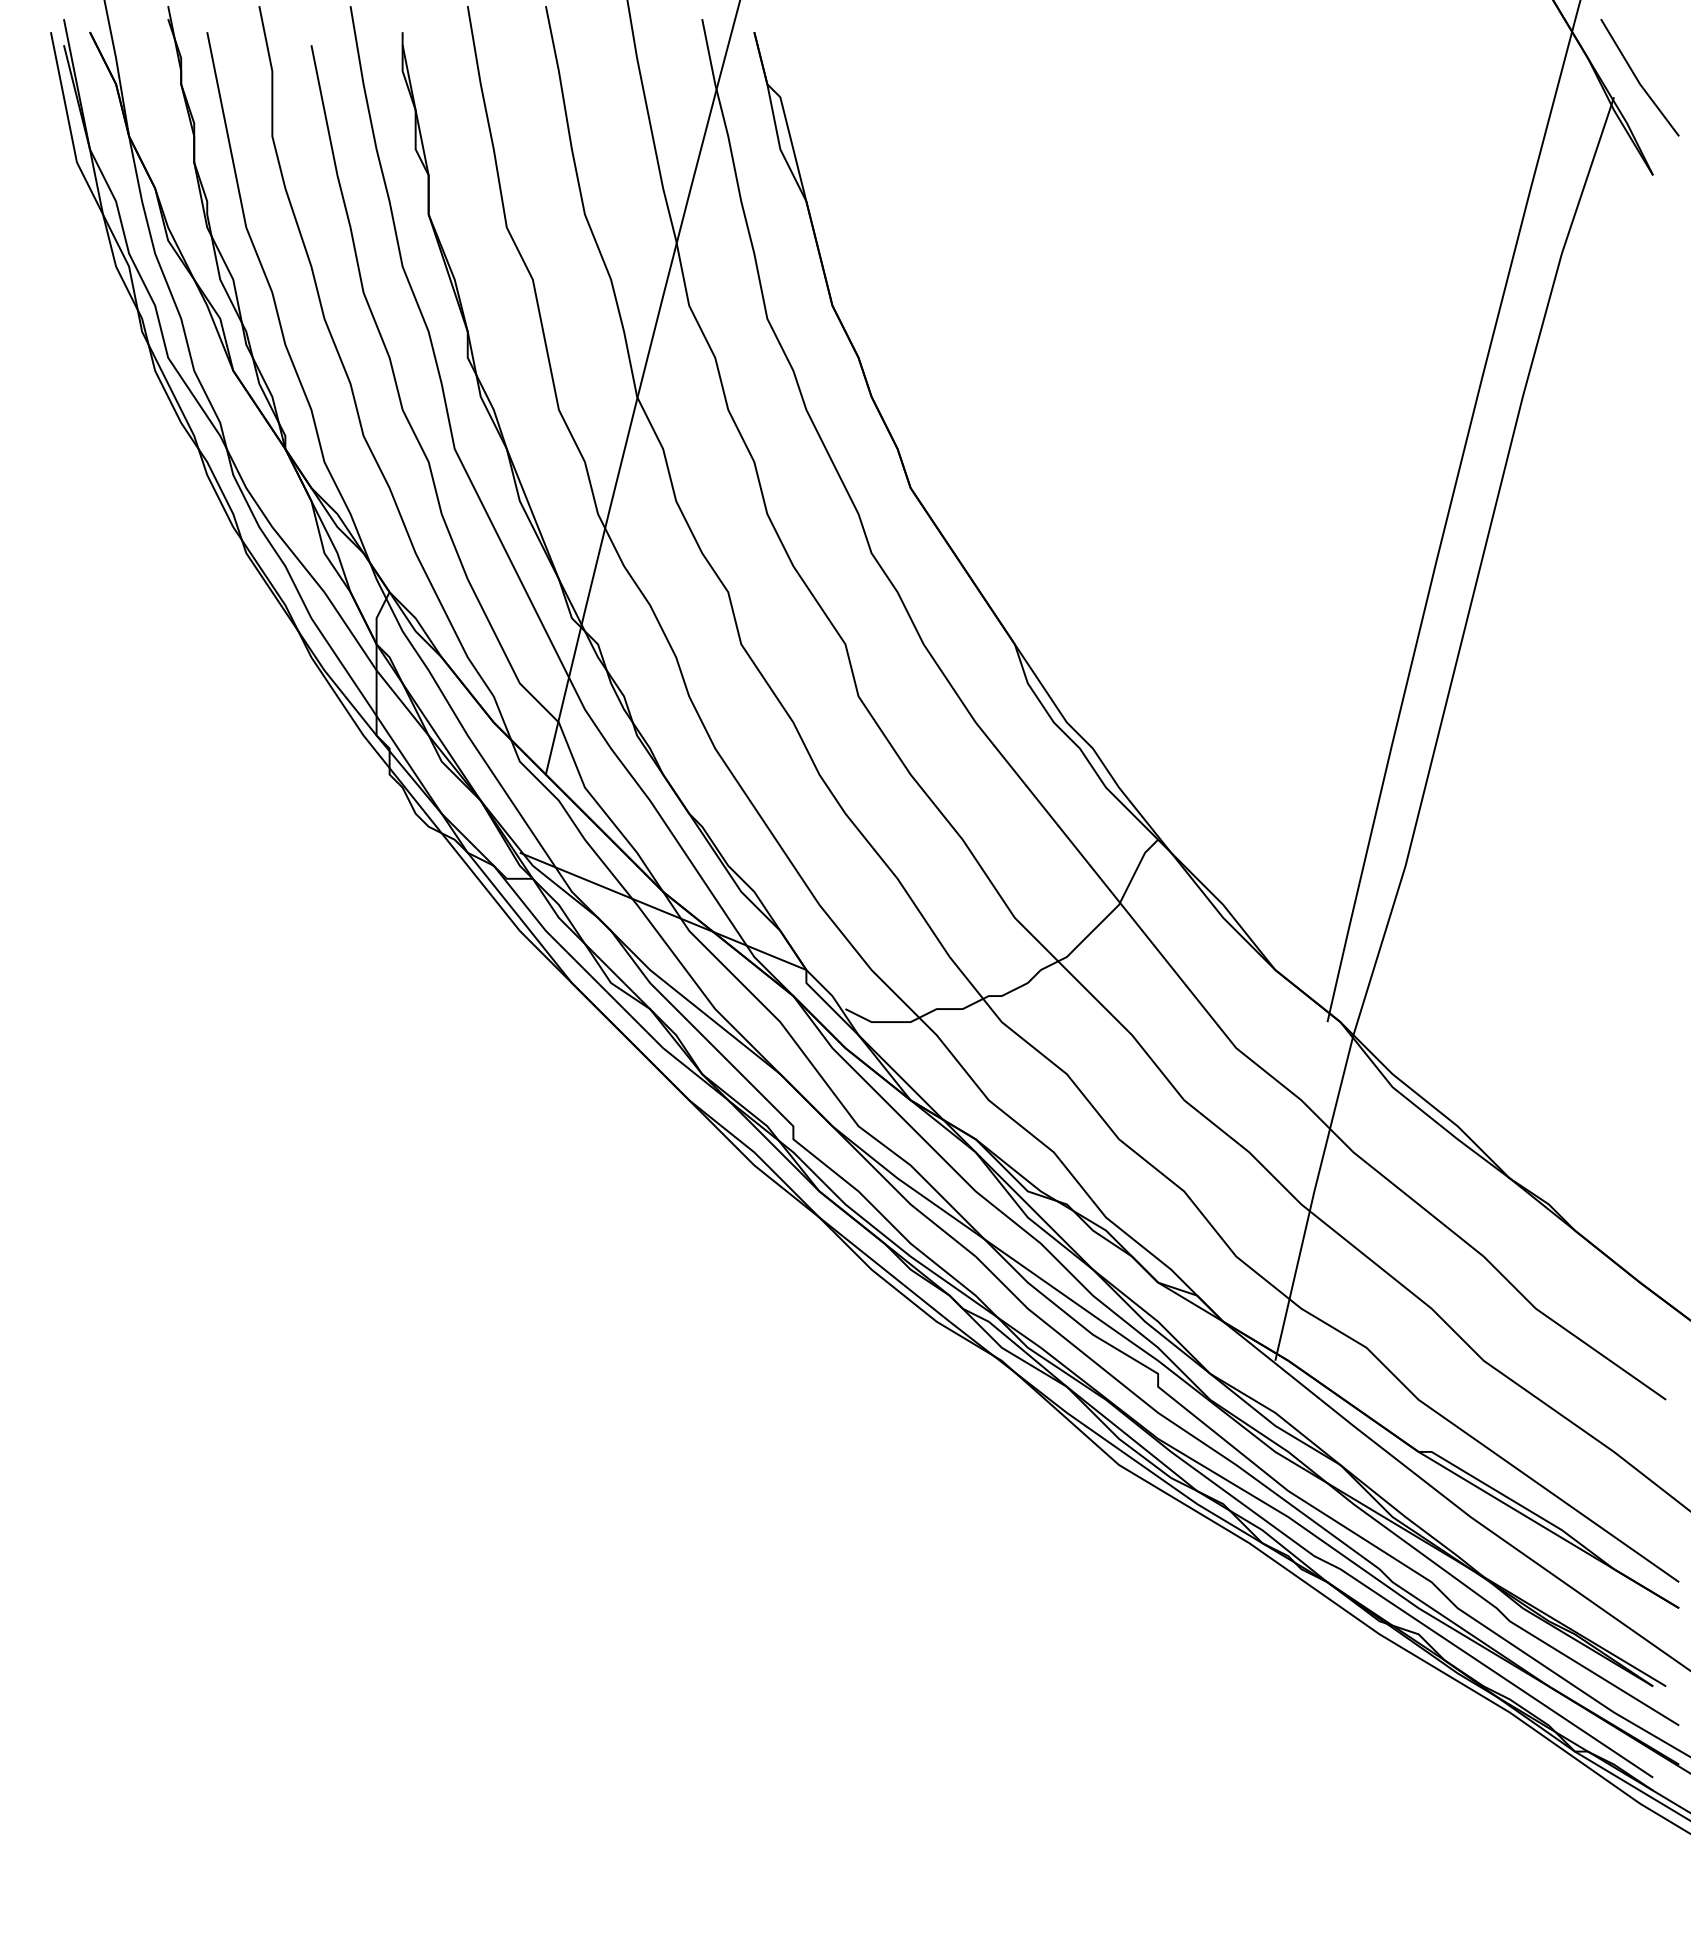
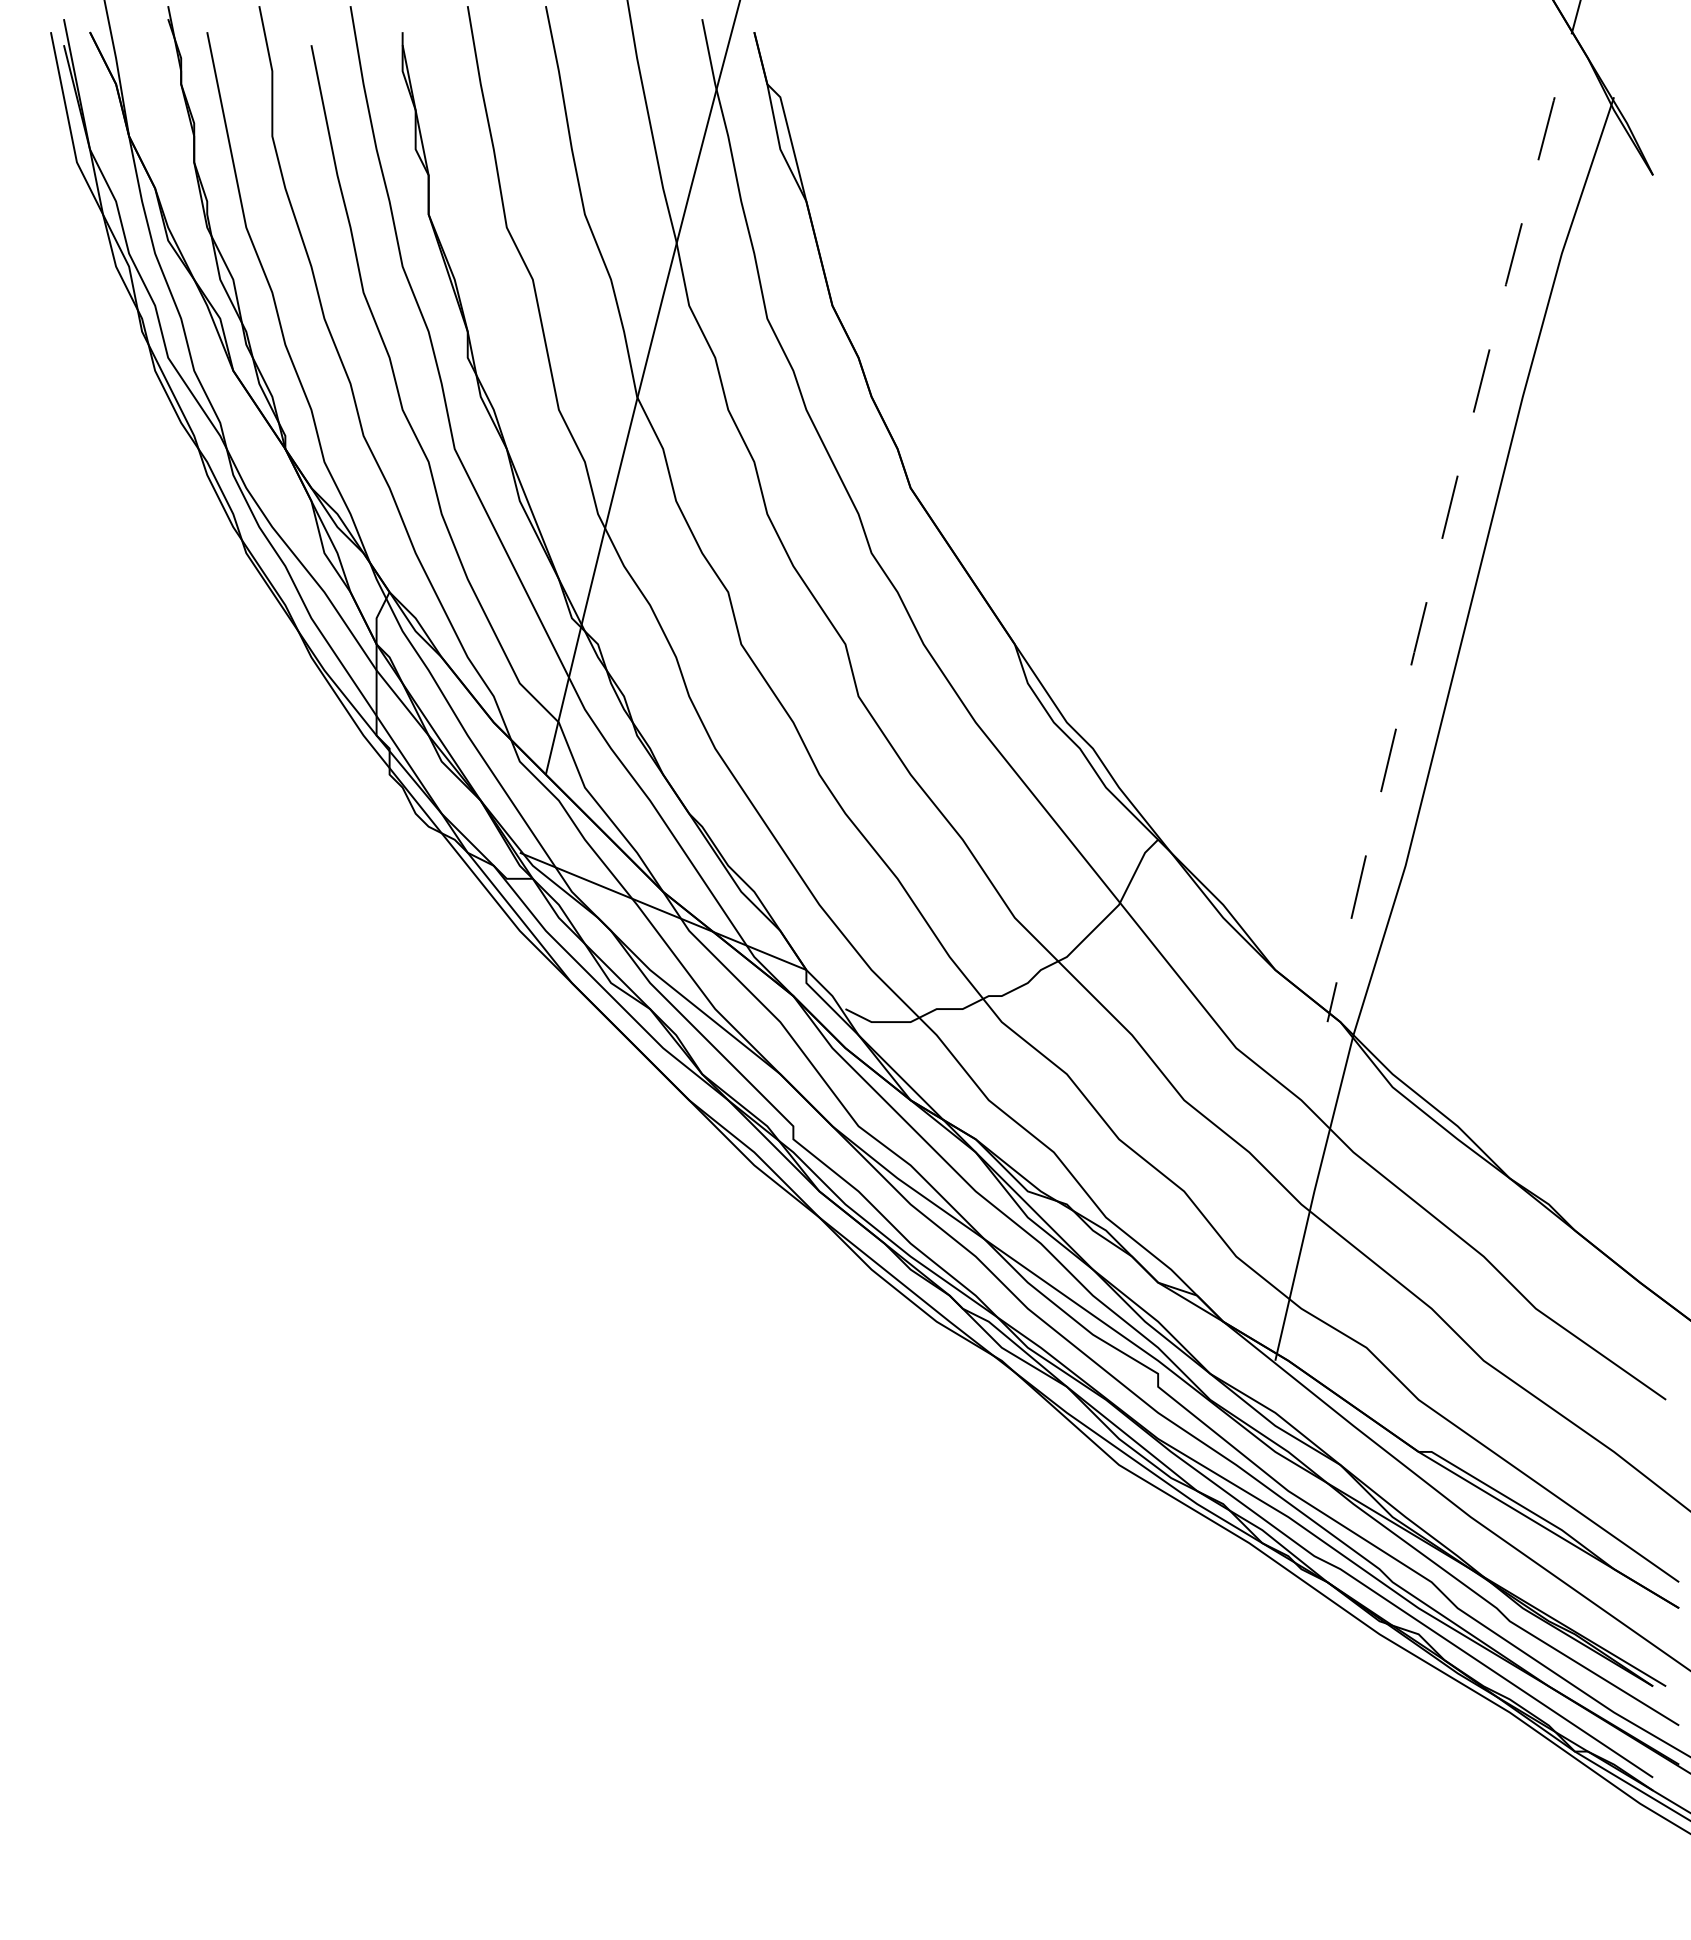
line: present -> none (1637, 77)
arc: solid -> dashed (1449, 510)
